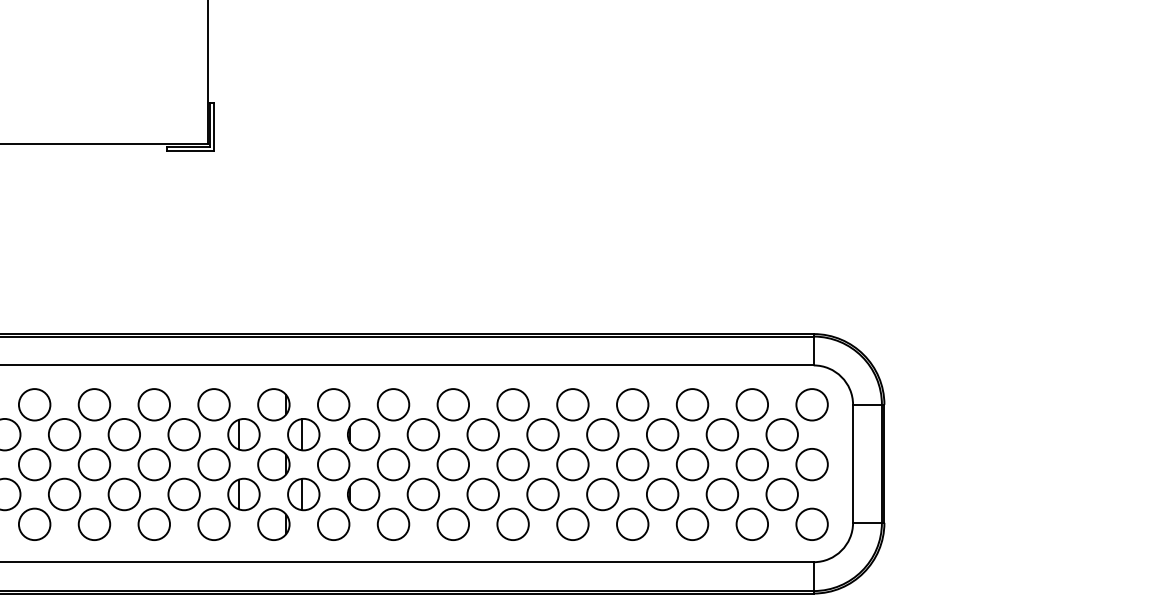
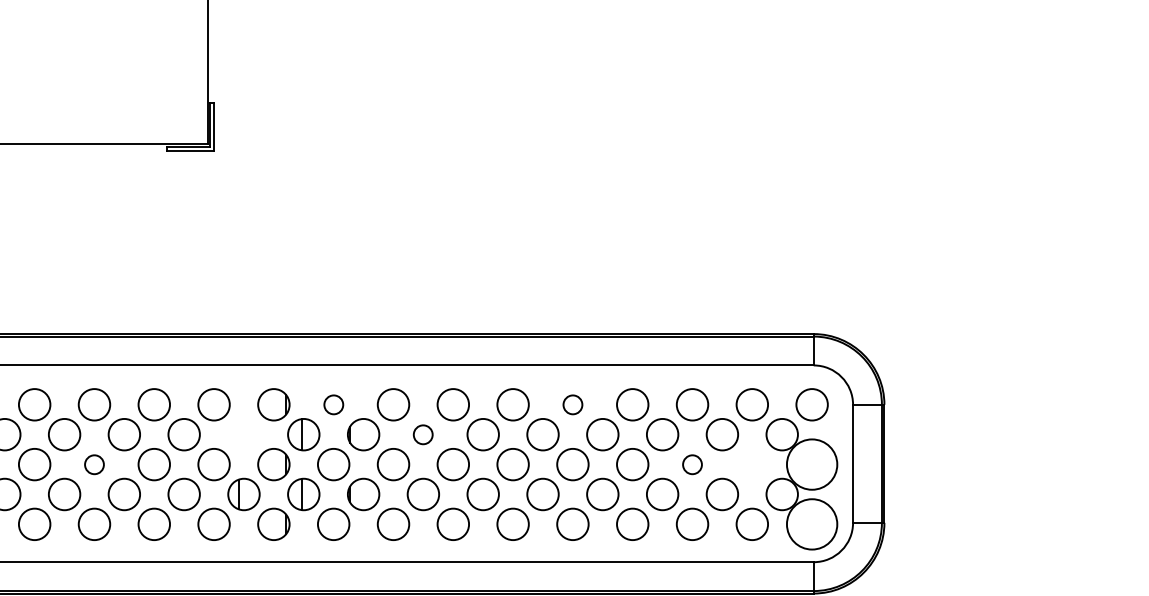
circle size: 34x34 px -> 22x22 px (333, 404)
circle size: 34x34 px -> 22x22 px (572, 404)
part: present -> none (243, 434)
circle size: 34x34 px -> 22x22 px (422, 434)
circle size: 35x34 px -> 21x22 px (94, 464)
circle size: 35x34 px -> 21x22 px (692, 464)
circle: present -> none (751, 464)
circle diameter: 31 px -> 50 px (811, 464)
circle diameter: 31 px -> 50 px (811, 524)
